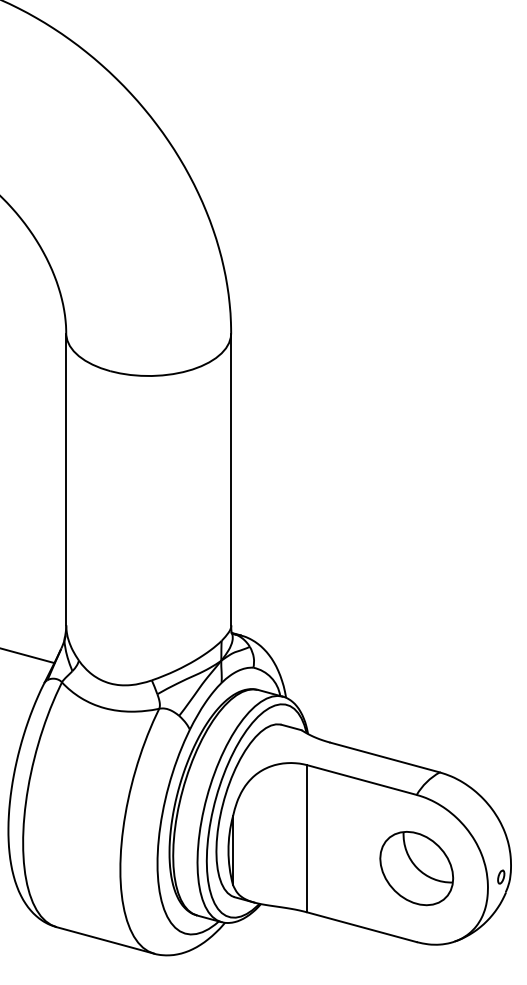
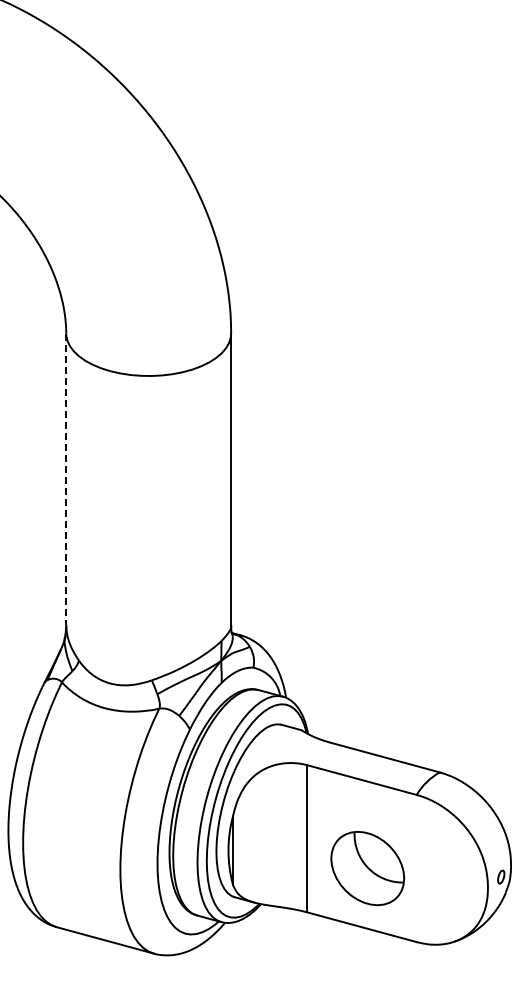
line: solid -> dashed (66, 479)
line: present -> none (28, 655)
part position: (416, 868) -> (367, 868) (367, 868)
